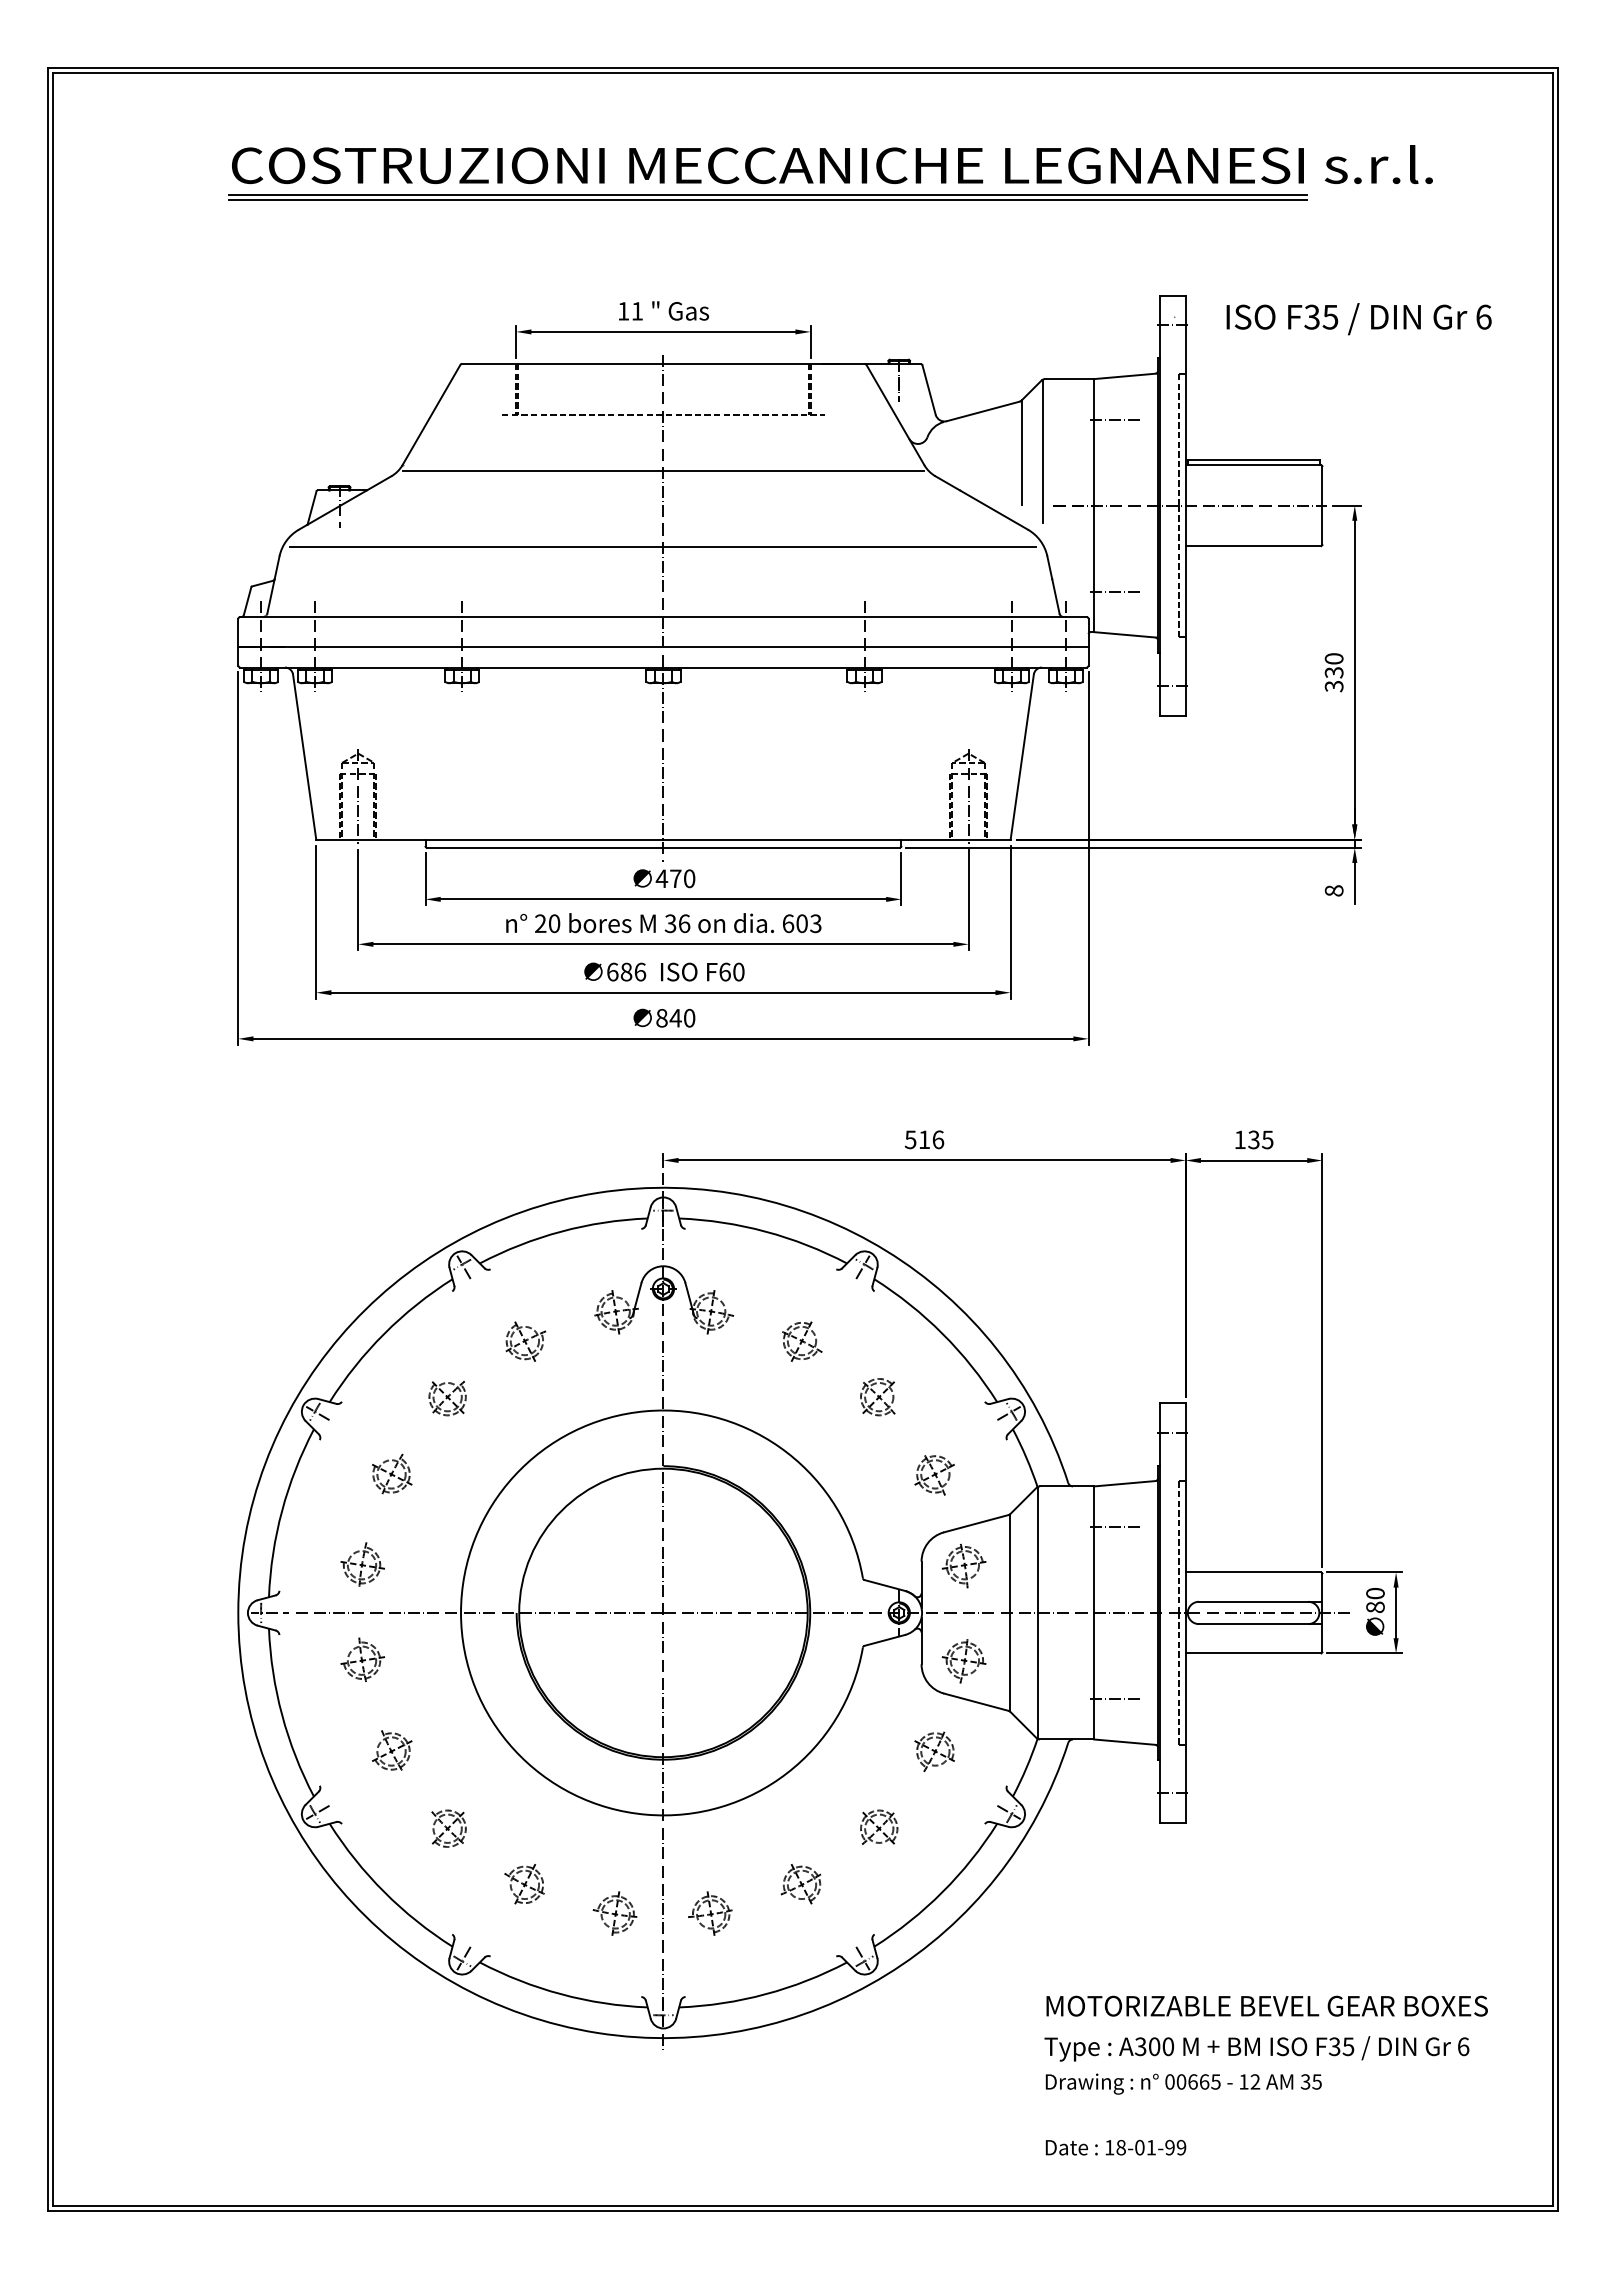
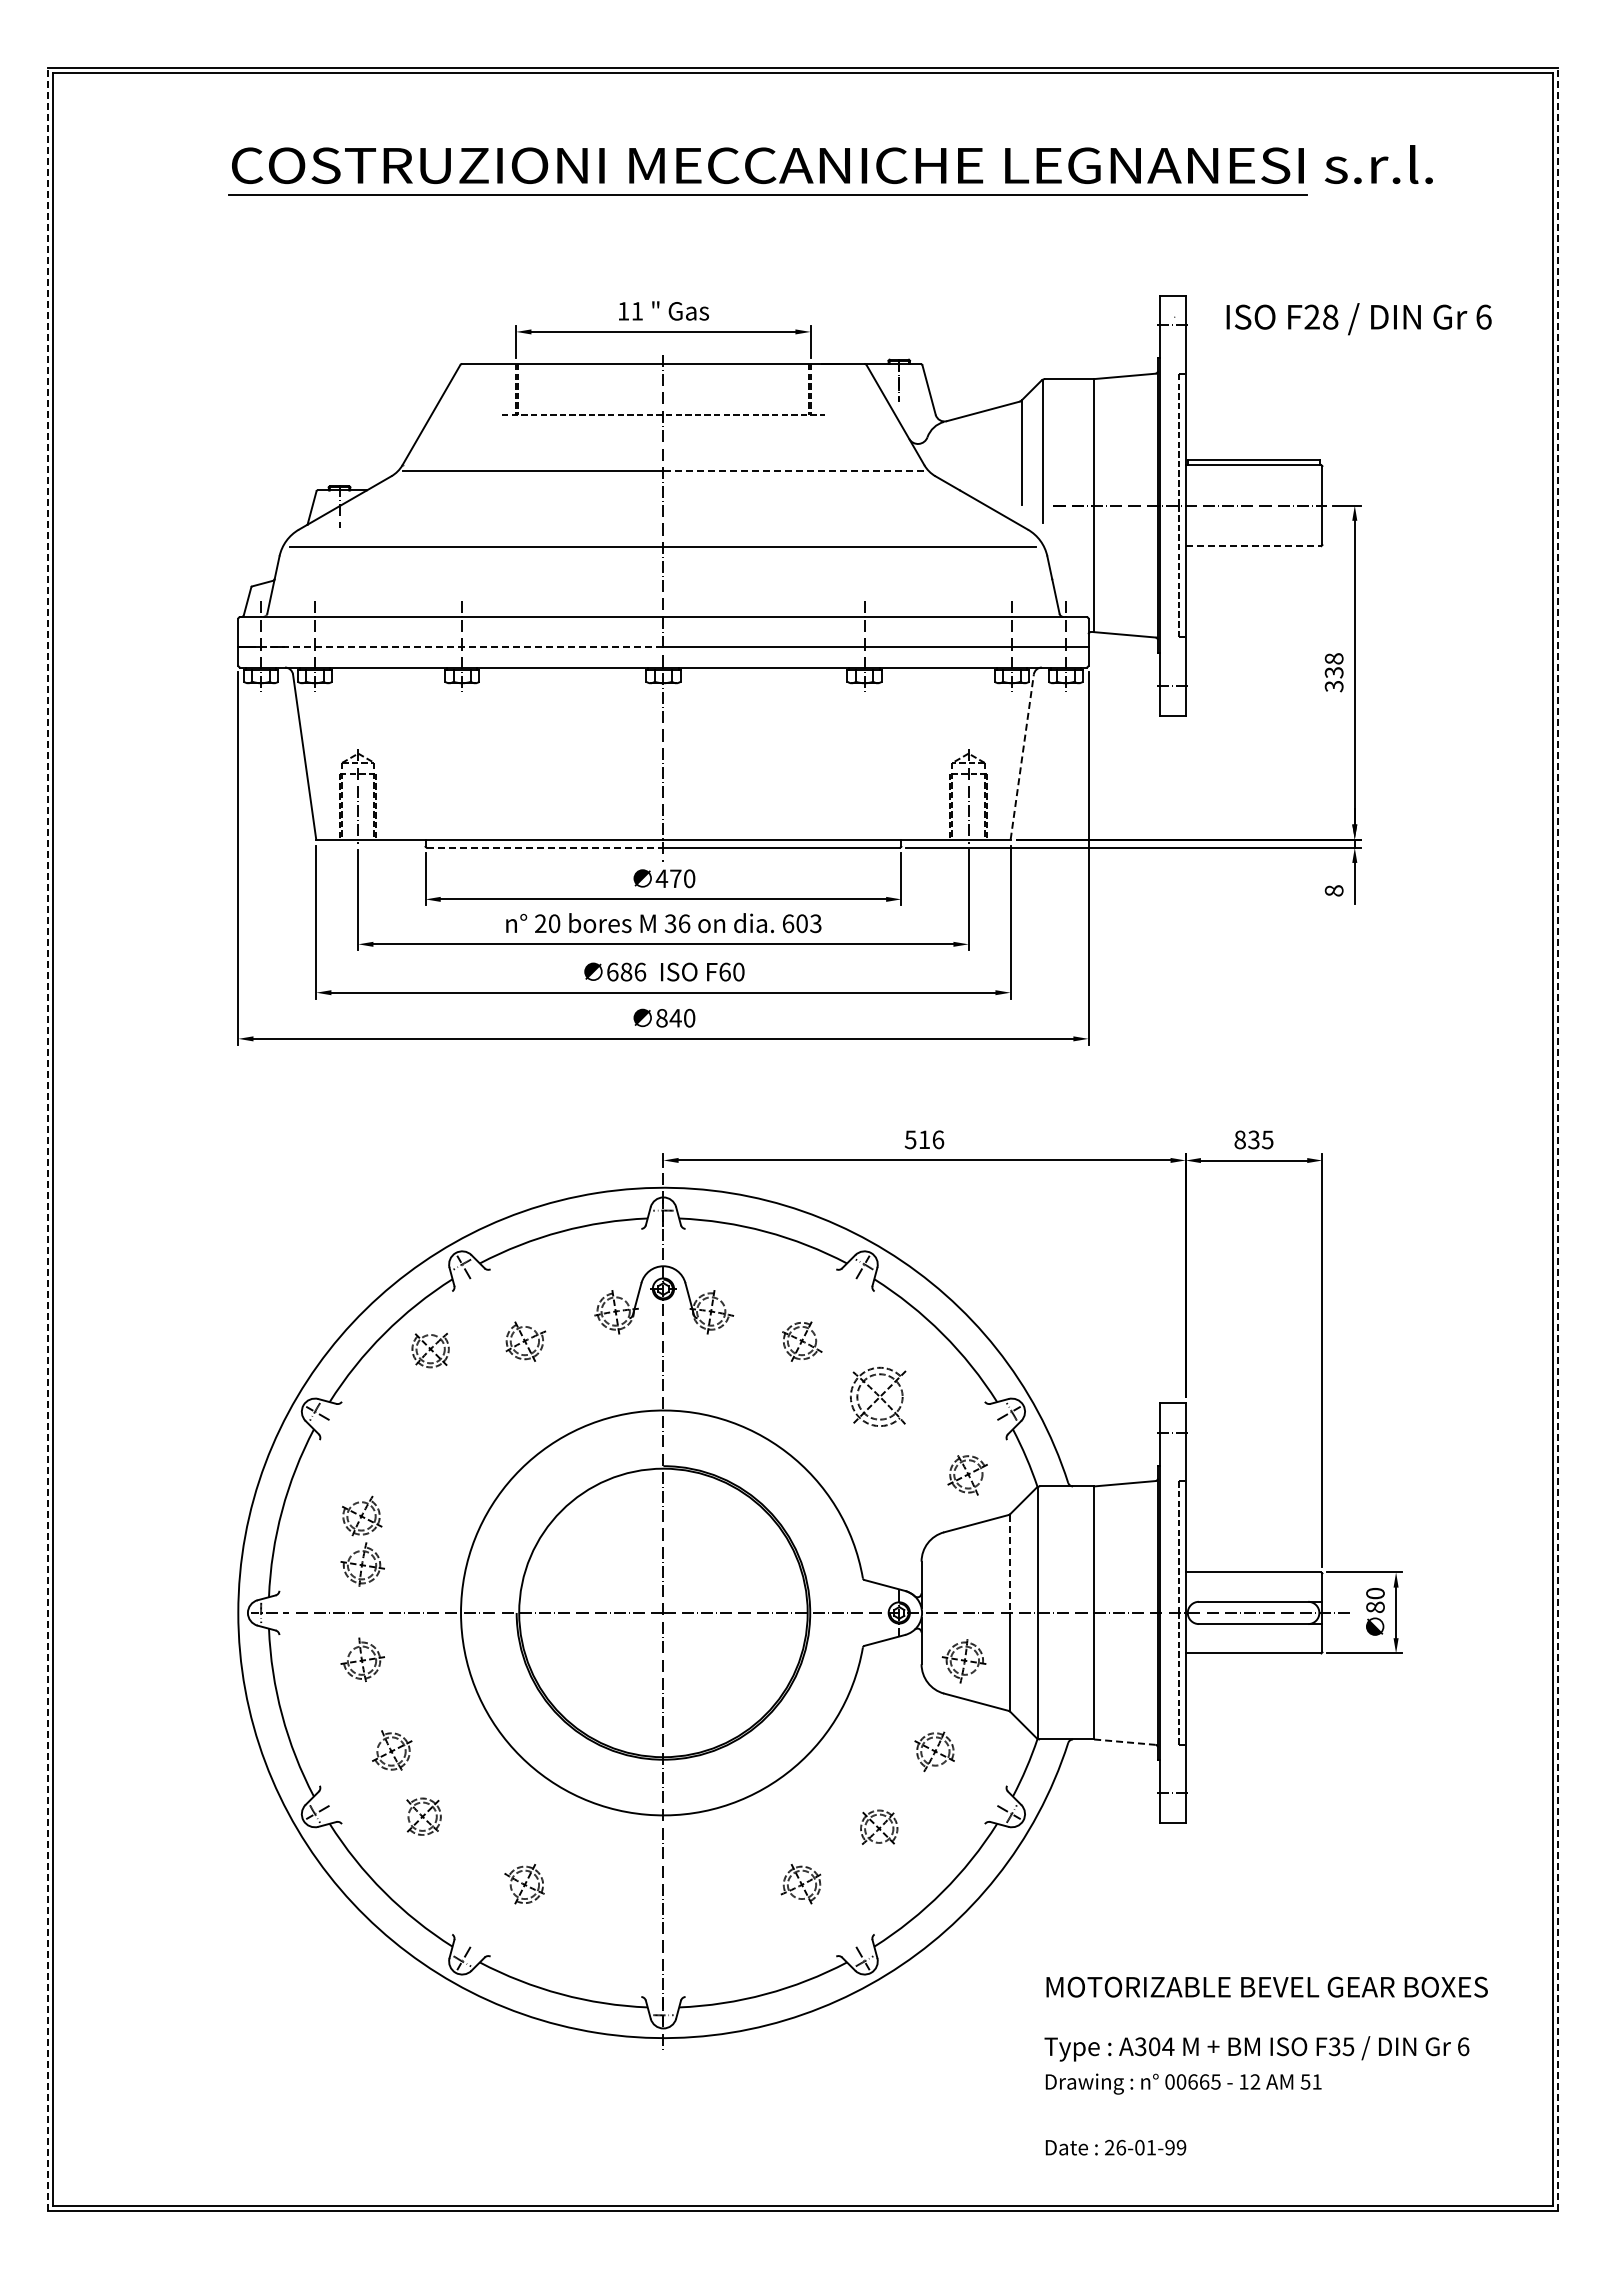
line: present -> none (767, 199)
text: F35 -> F28 (1321, 316)
line: present -> none (1115, 419)
line: solid -> dashed (793, 471)
line: solid -> dashed (1253, 546)
line: present -> none (1115, 591)
line: solid -> dashed (450, 647)
text: 330 -> 338 (1334, 658)
line: solid -> dashed (1022, 756)
line: solid -> dashed (545, 847)
line: solid -> dashed (48, 1139)
text: 135 -> 835 (1239, 1139)
line: solid -> dashed (1557, 1139)
part size: 36x39 px -> 57x61 px (878, 1396)
part position: (447, 1398) -> (430, 1350) (430, 1350)
part position: (392, 1473) -> (362, 1515) (362, 1515)
part position: (934, 1475) -> (967, 1475) (967, 1475)
line: present -> none (1115, 1526)
line: solid -> dashed (1009, 1564)
part: present -> none (963, 1565)
line: present -> none (1115, 1699)
line: solid -> dashed (1124, 1742)
part position: (448, 1828) -> (423, 1816) (423, 1816)
part: present -> none (614, 1913)
part: present -> none (710, 1913)
text position: (1266, 2005) -> (1266, 1986) (1266, 1986)
text: A300 -> A304 (1168, 2046)
text: 35 -> 51 (1311, 2081)
text: 18-01-99 -> 26-01-99 (1115, 2147)
